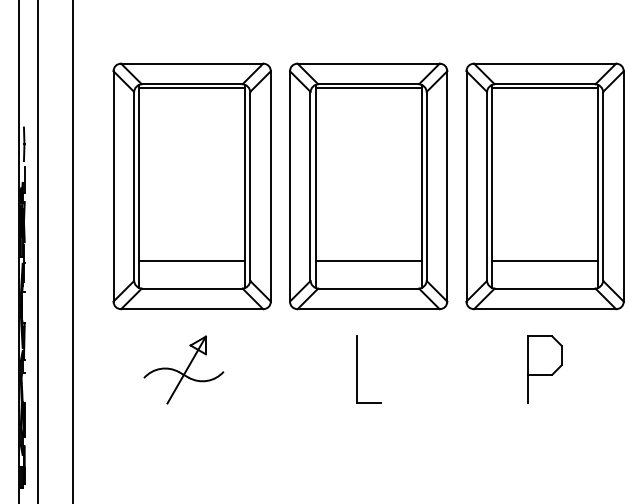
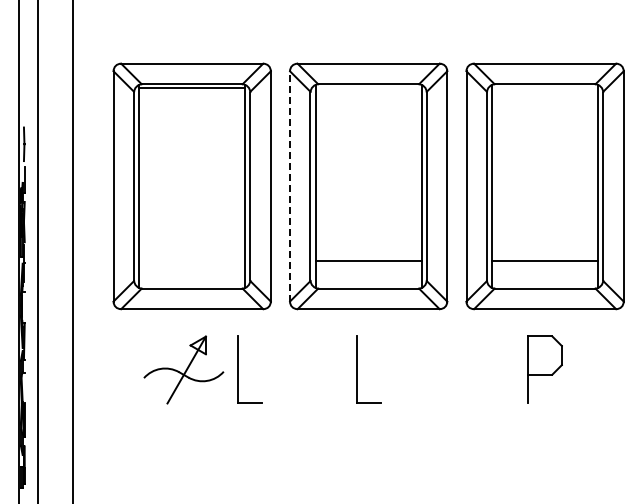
line: present -> none (368, 87)
line: present -> none (545, 87)
line: solid -> dashed (290, 185)
line: present -> none (192, 260)
part: none -> present (238, 369)
